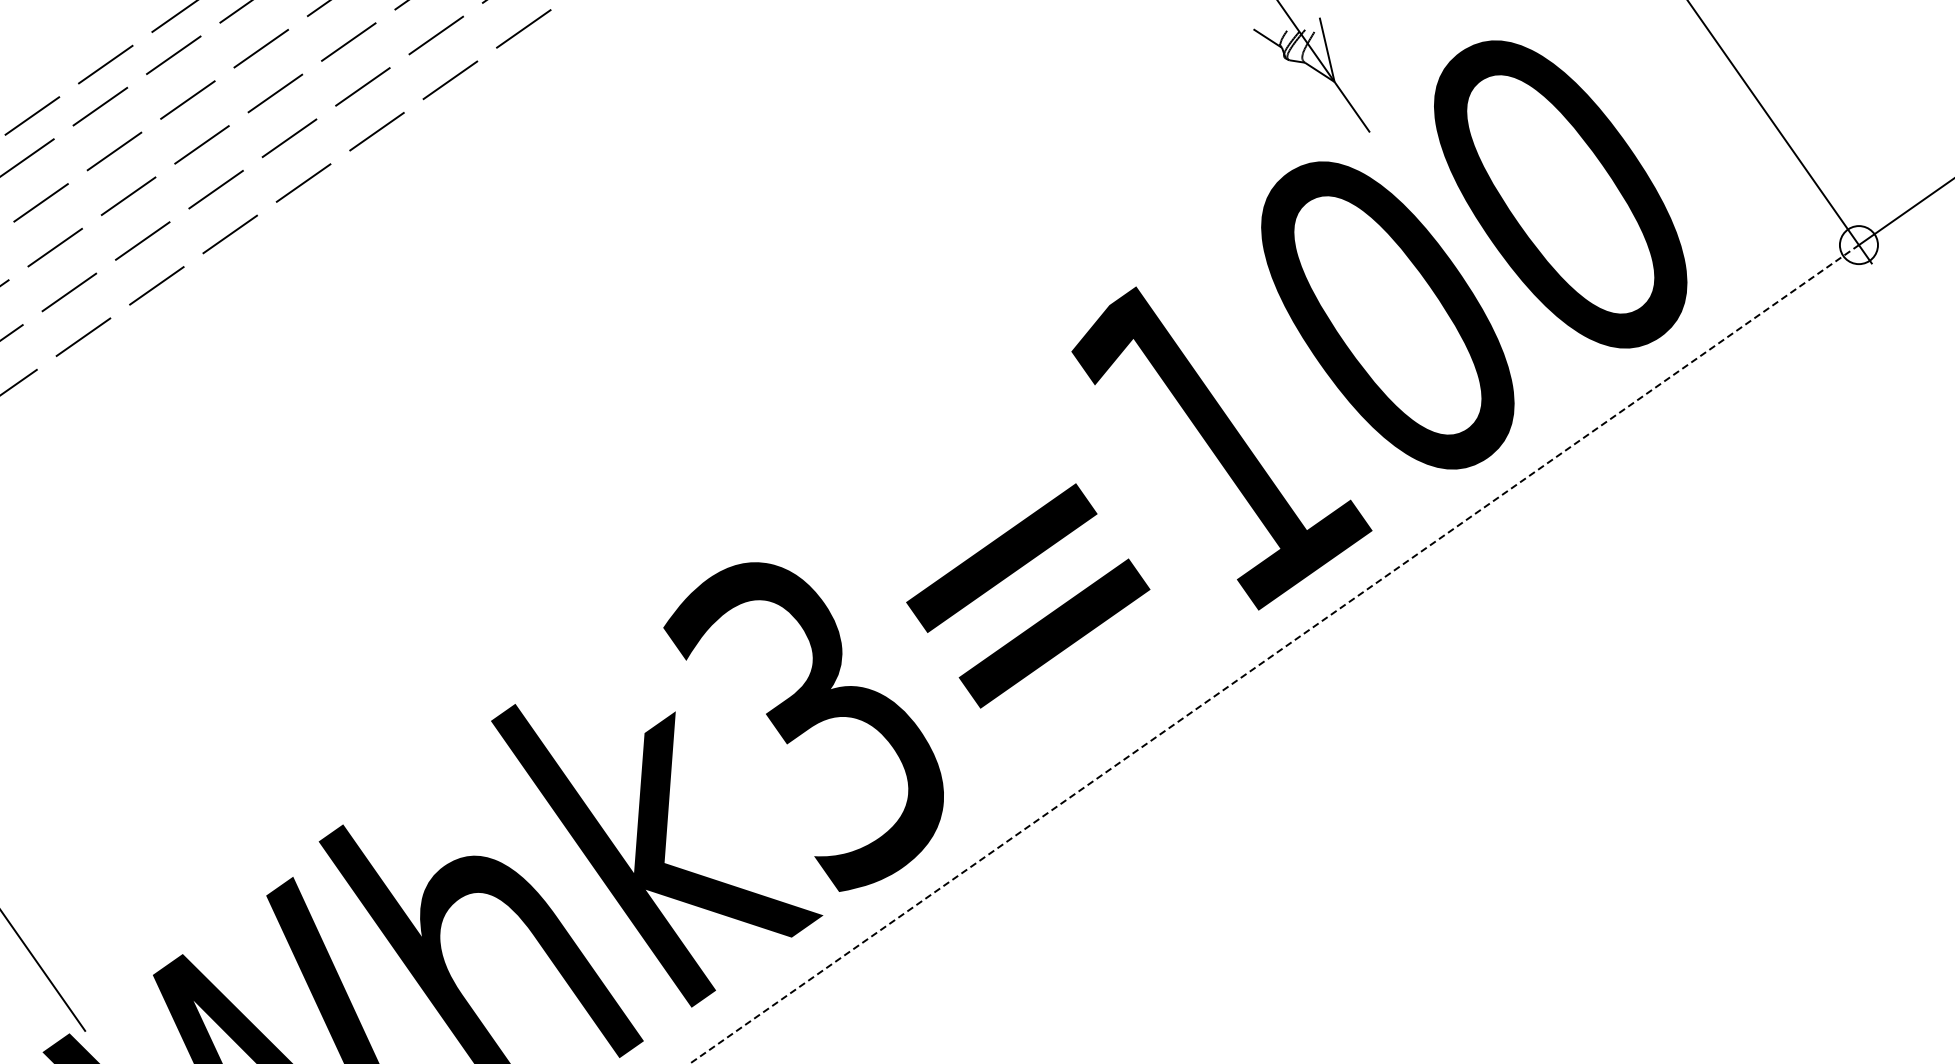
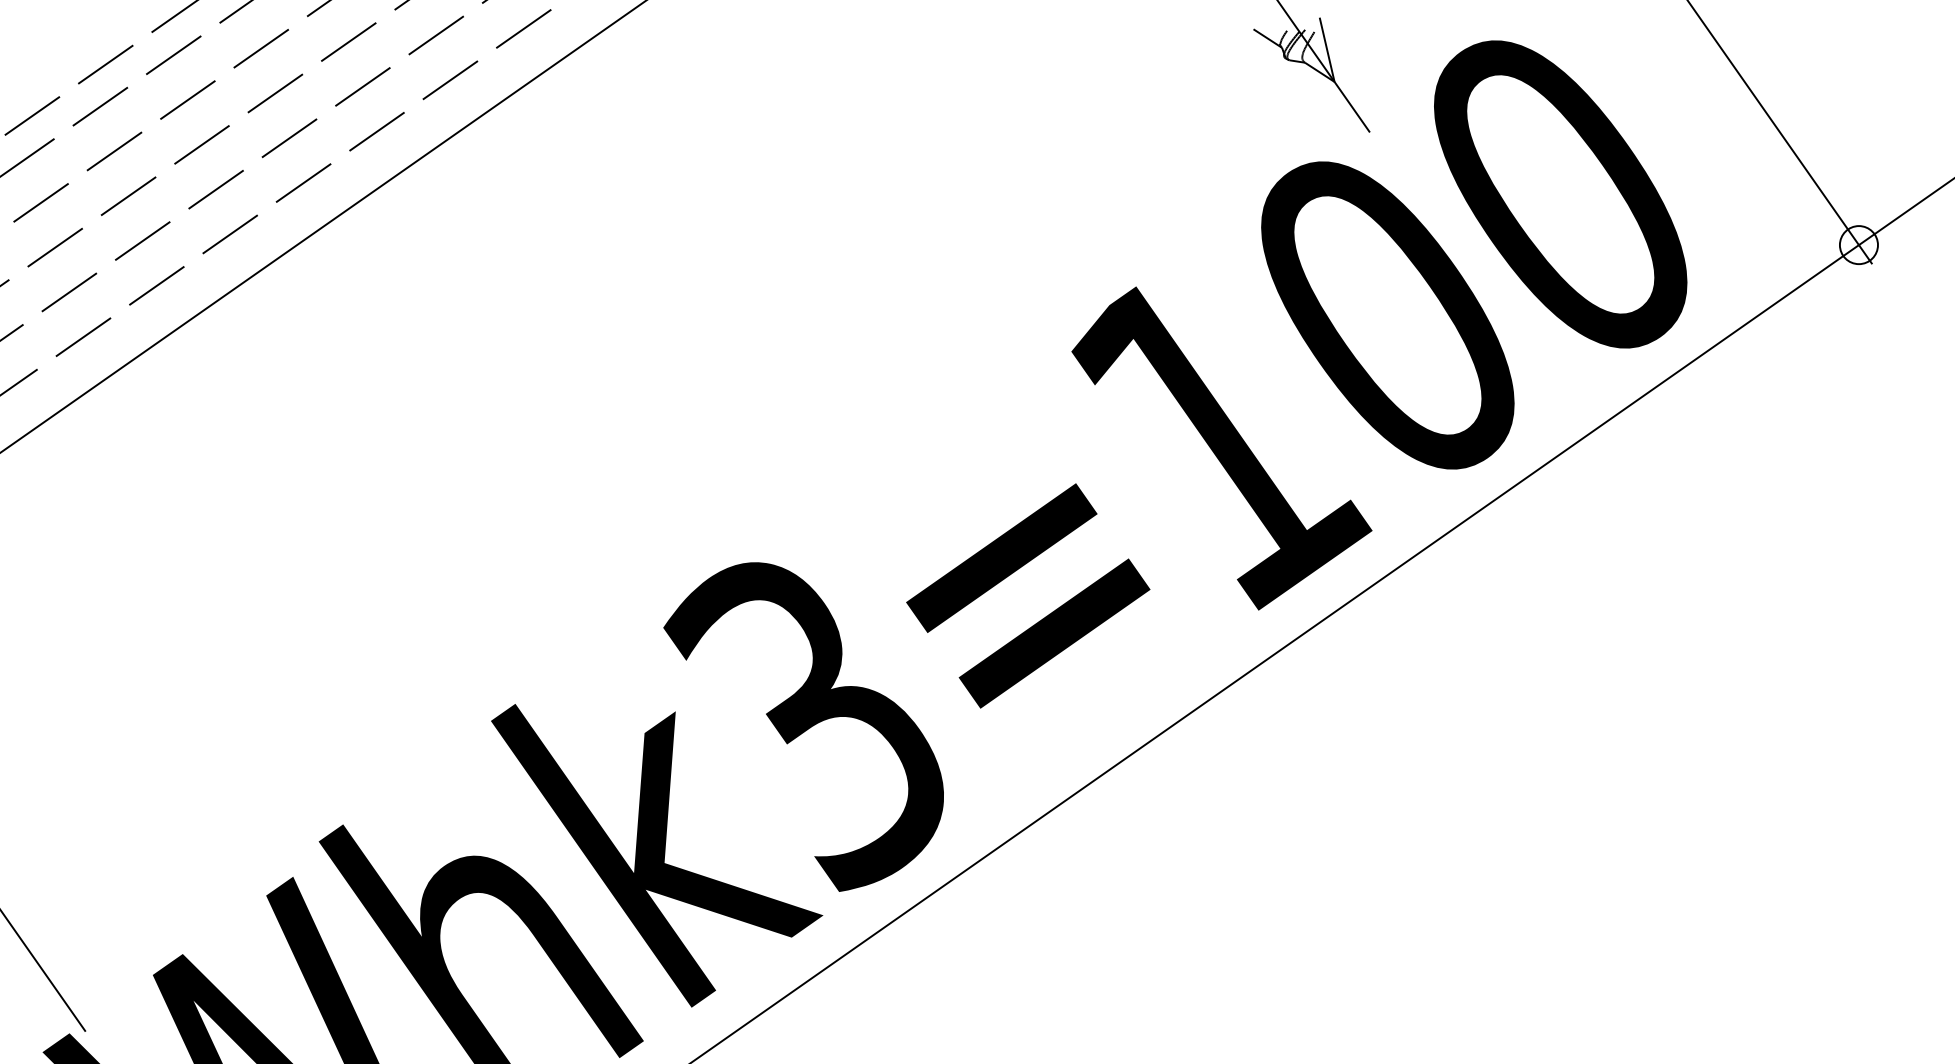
line: none -> present (322, 226)
line: dashed -> solid (1274, 654)
